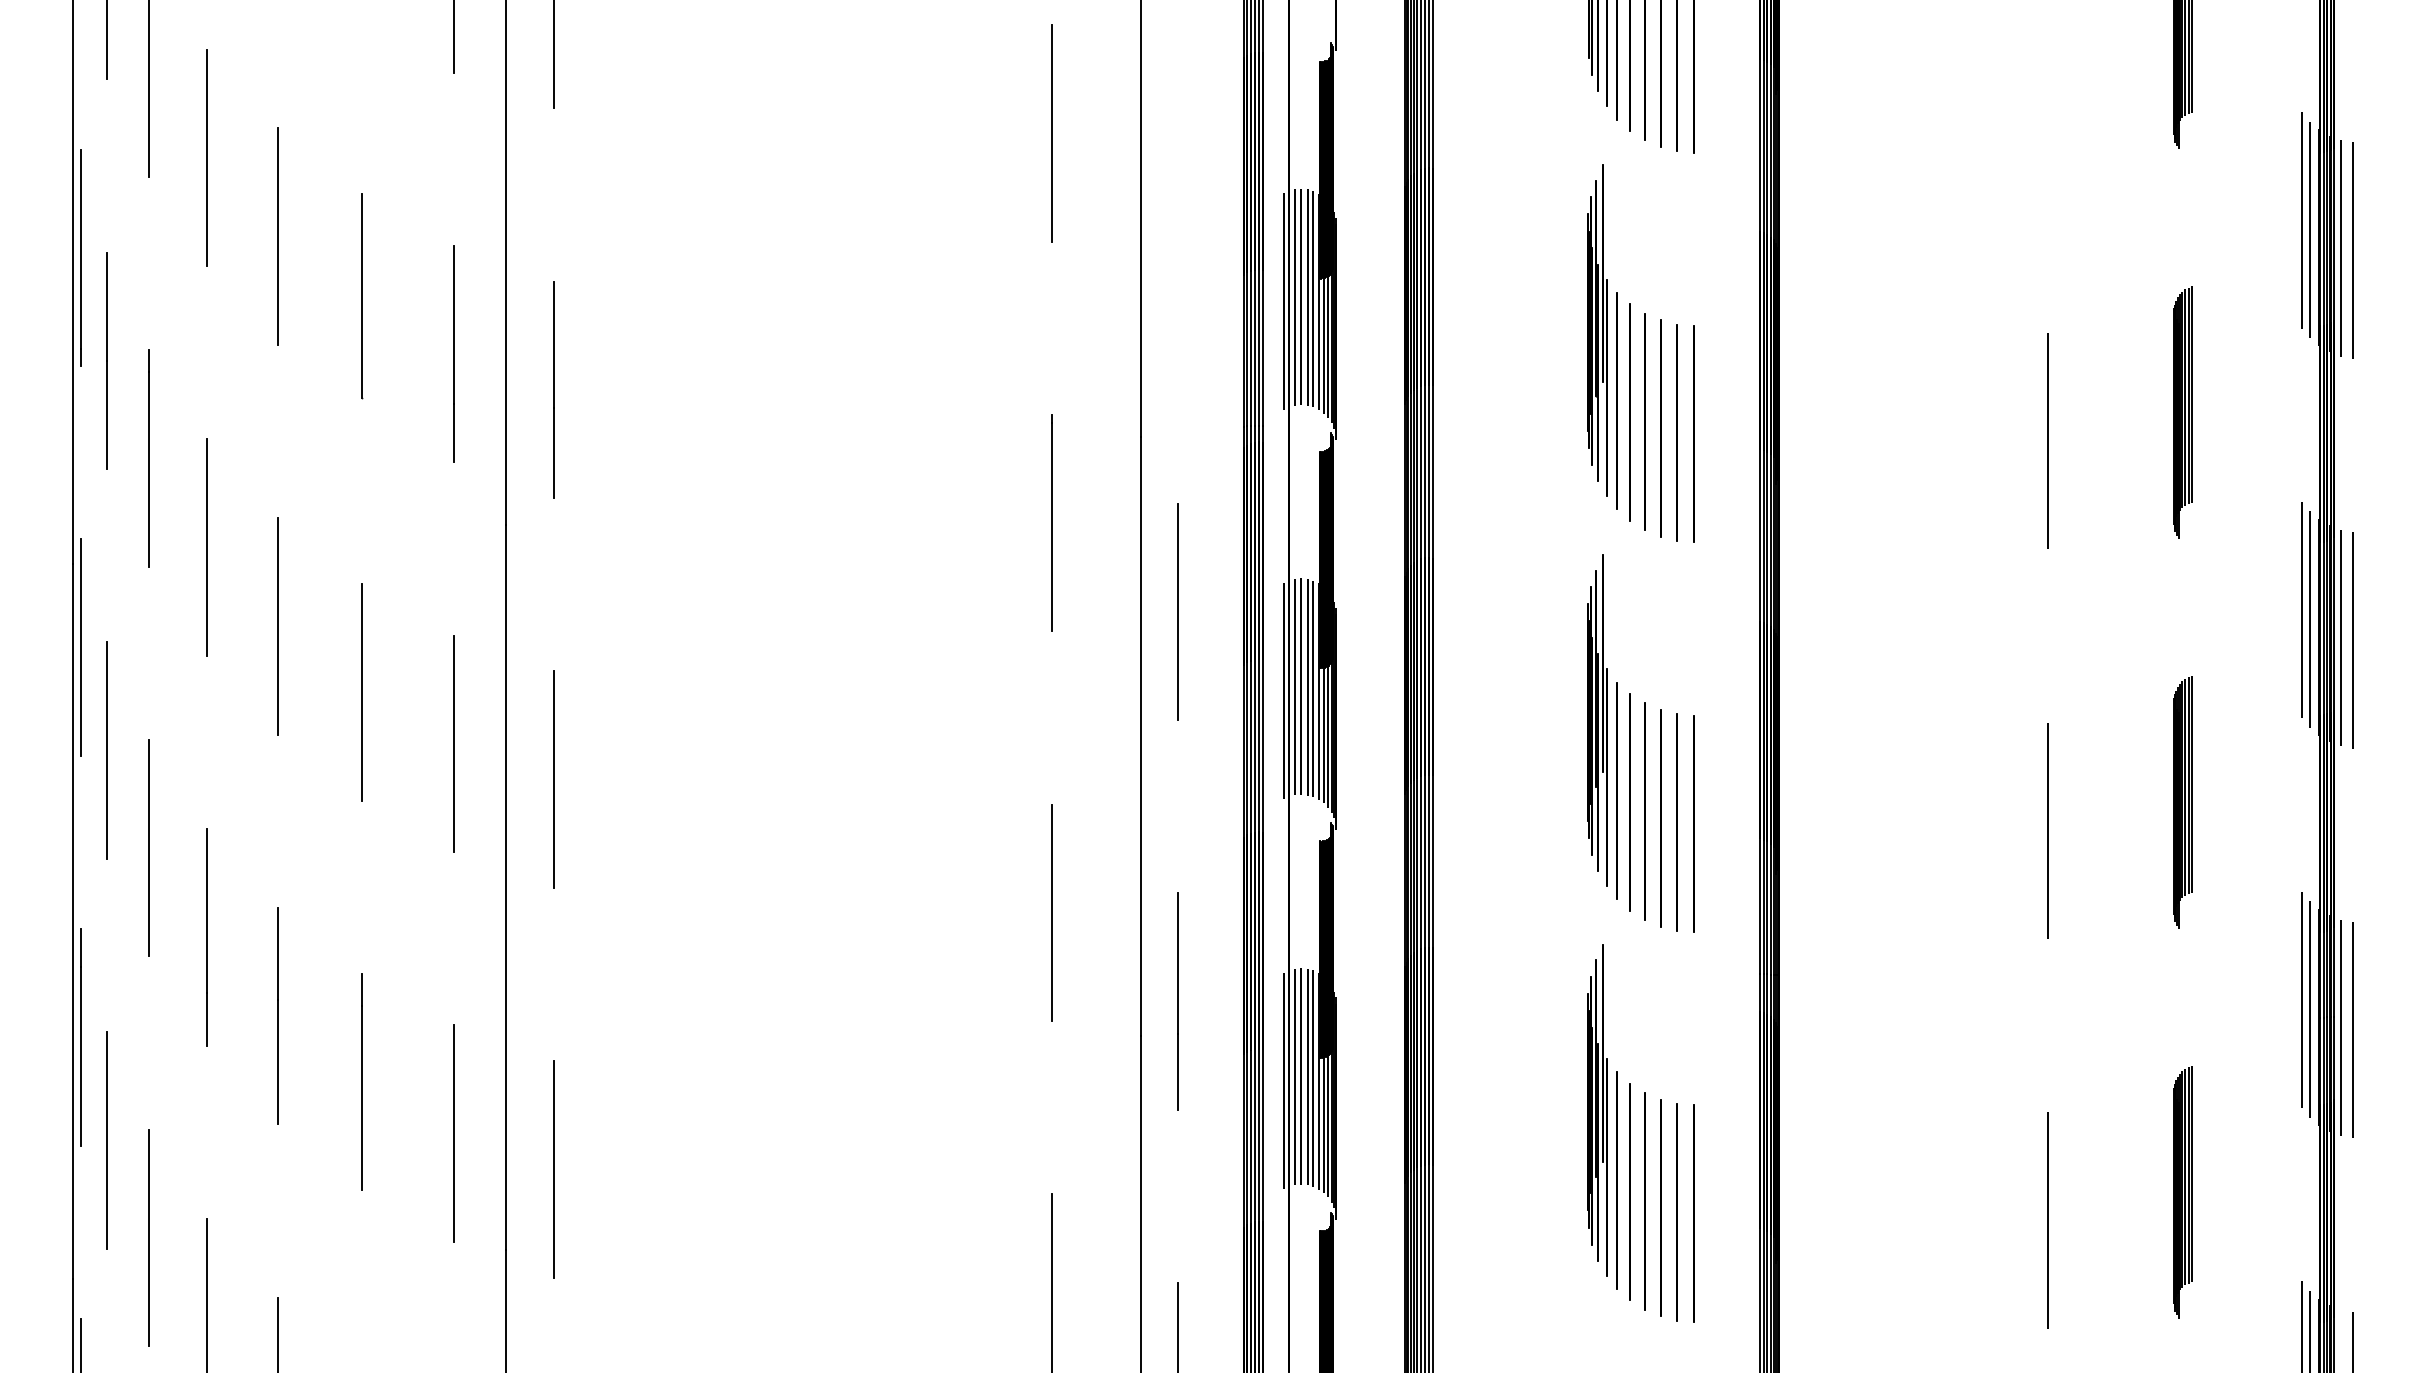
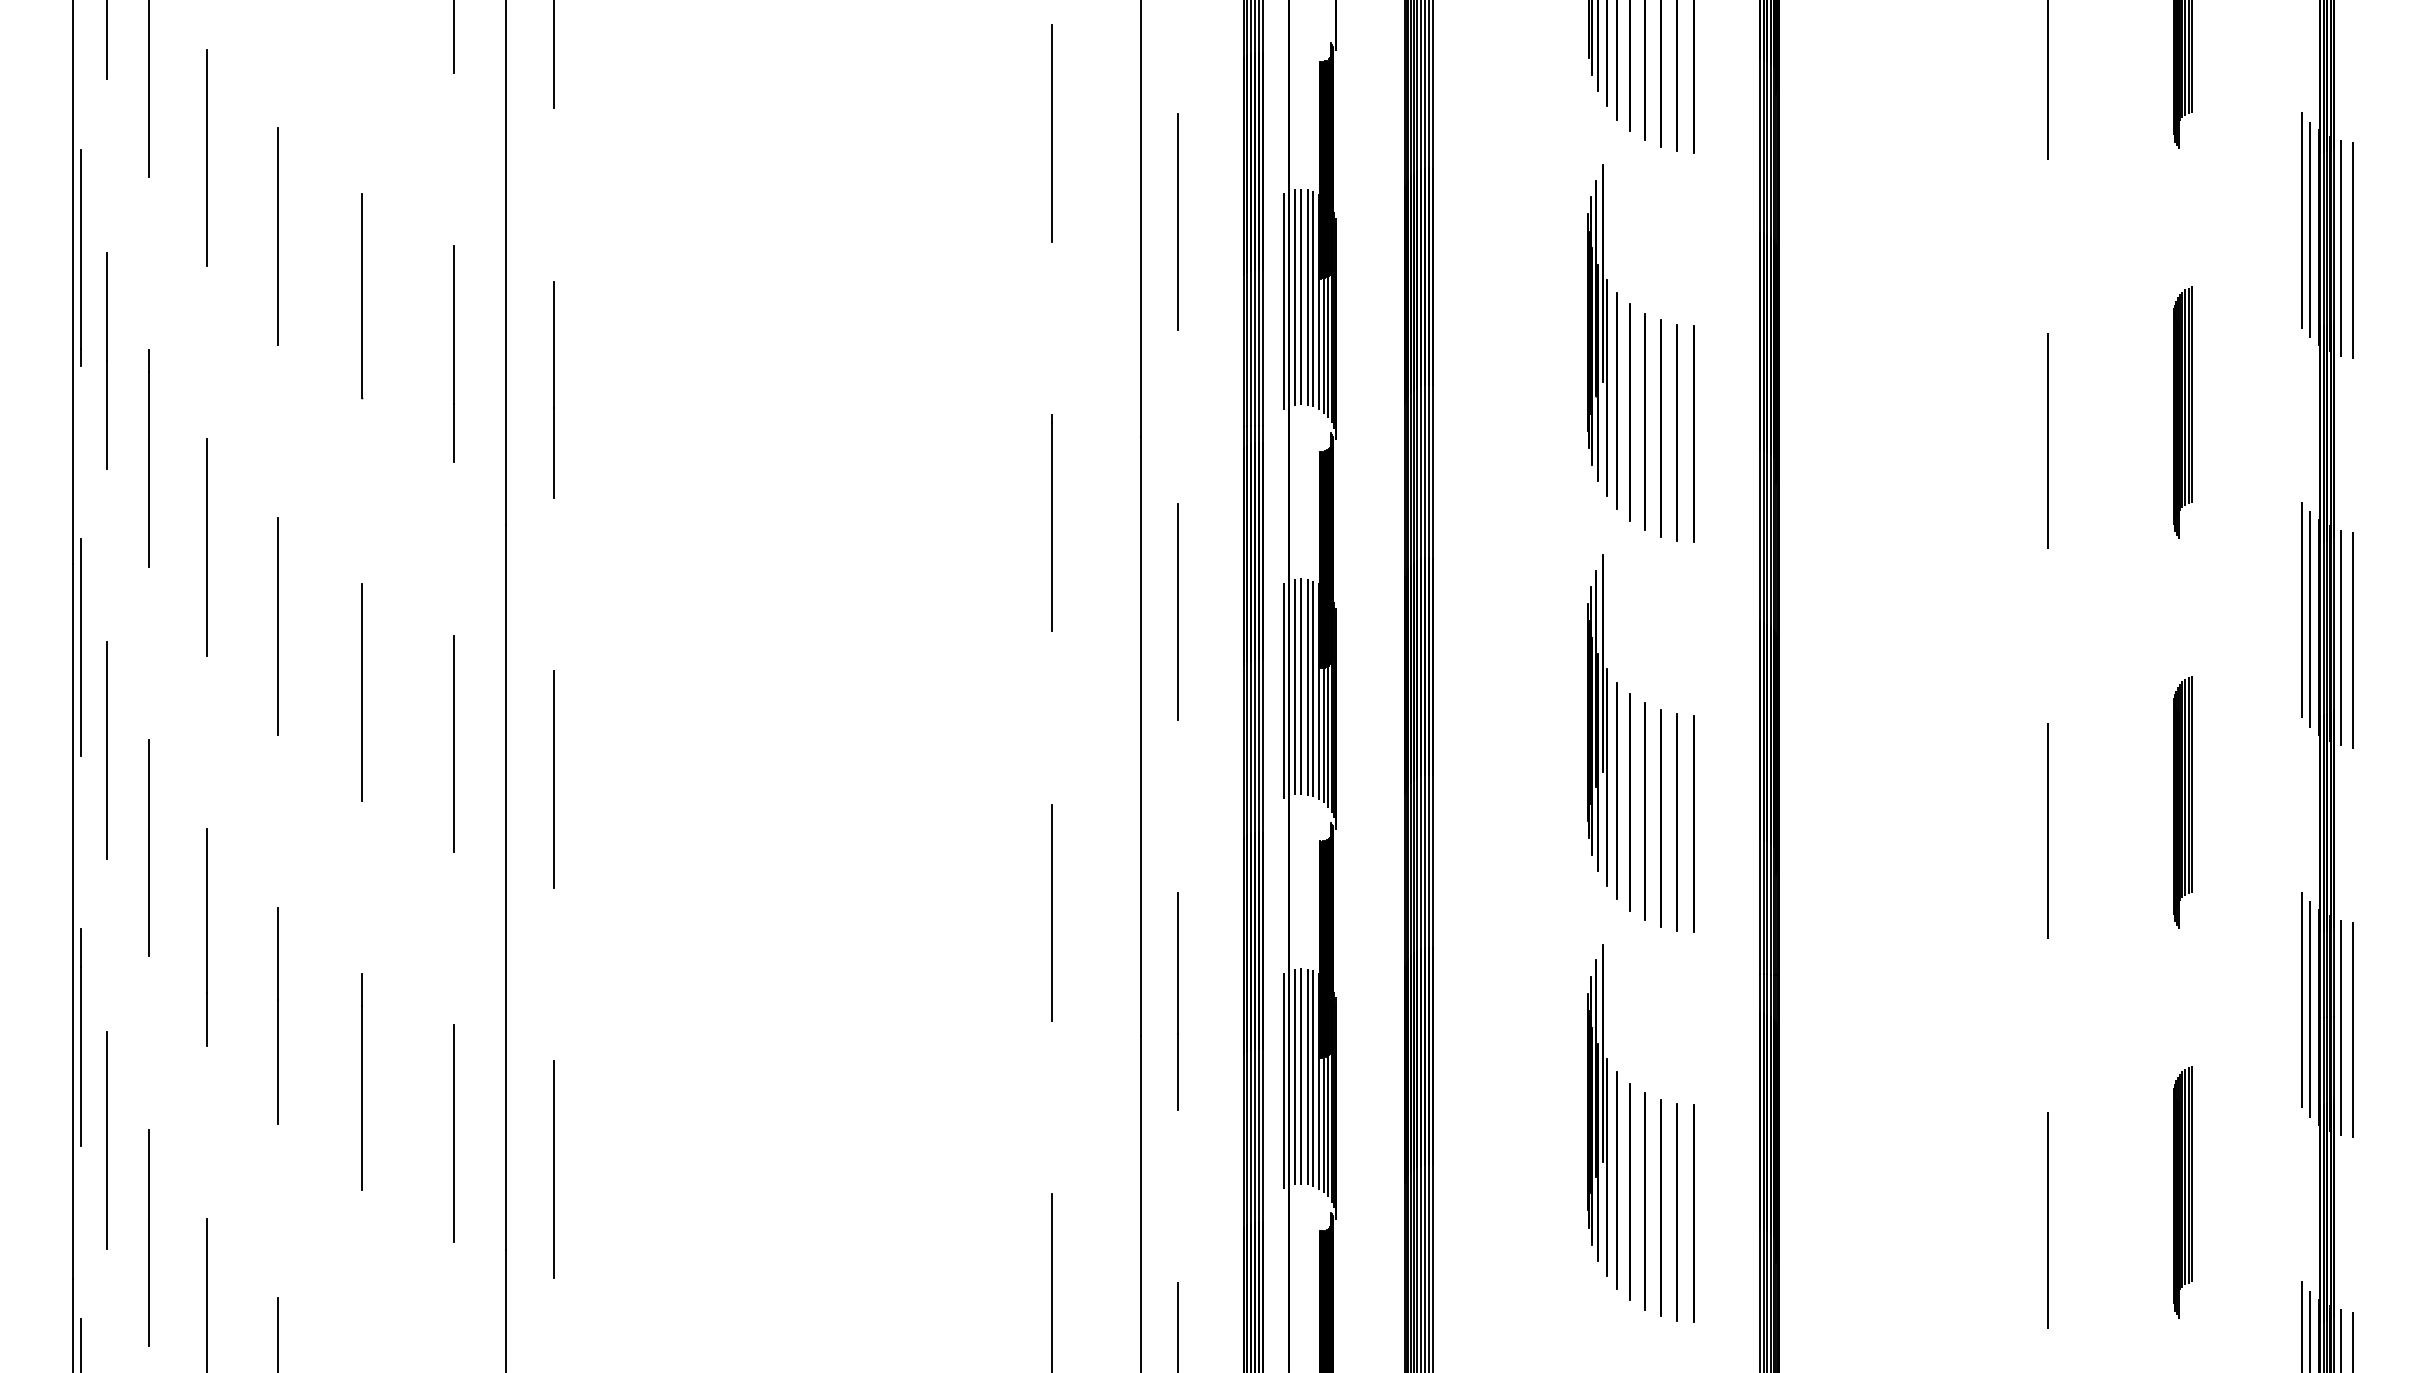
line: none -> present (2047, 80)
line: none -> present (1178, 221)
line: none -> present (2341, 1339)
